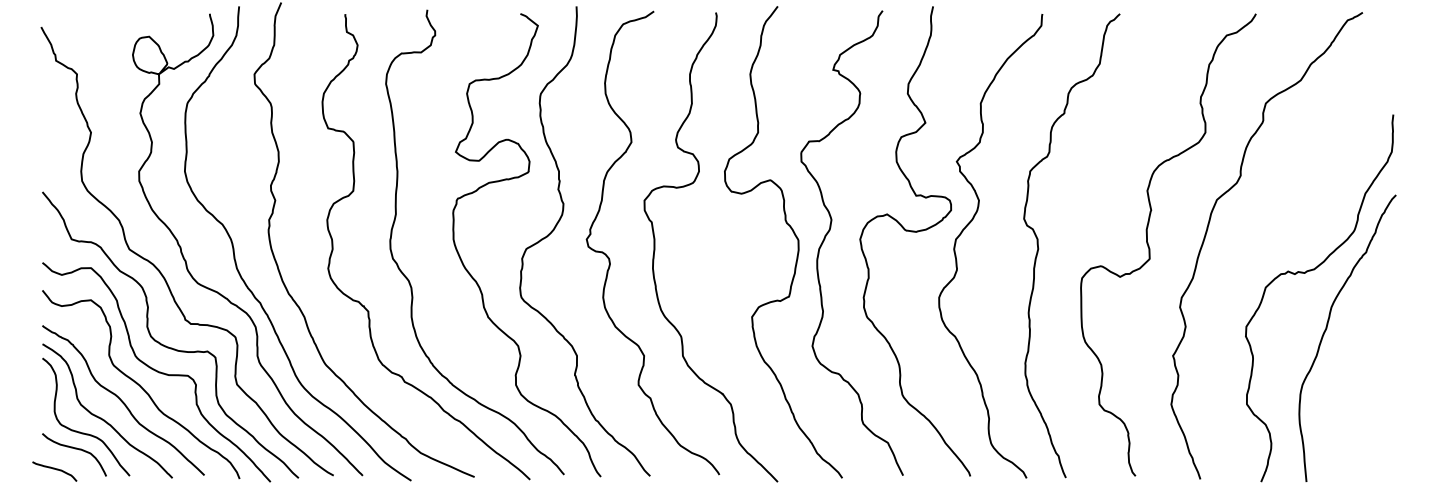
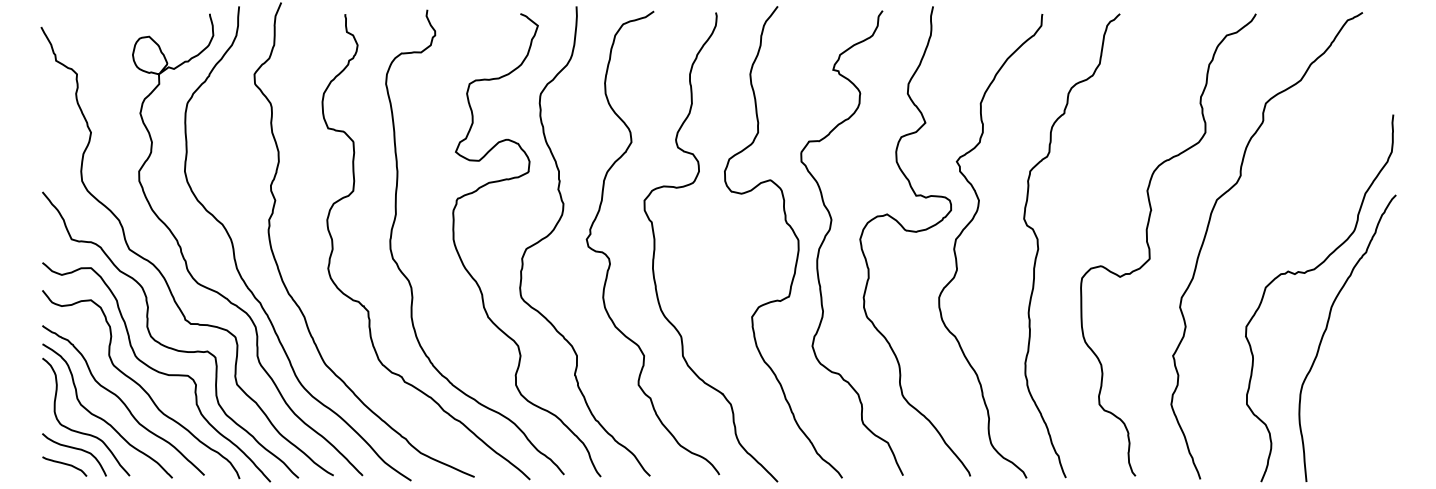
curve position: (54, 469) -> (64, 464) (64, 464)
